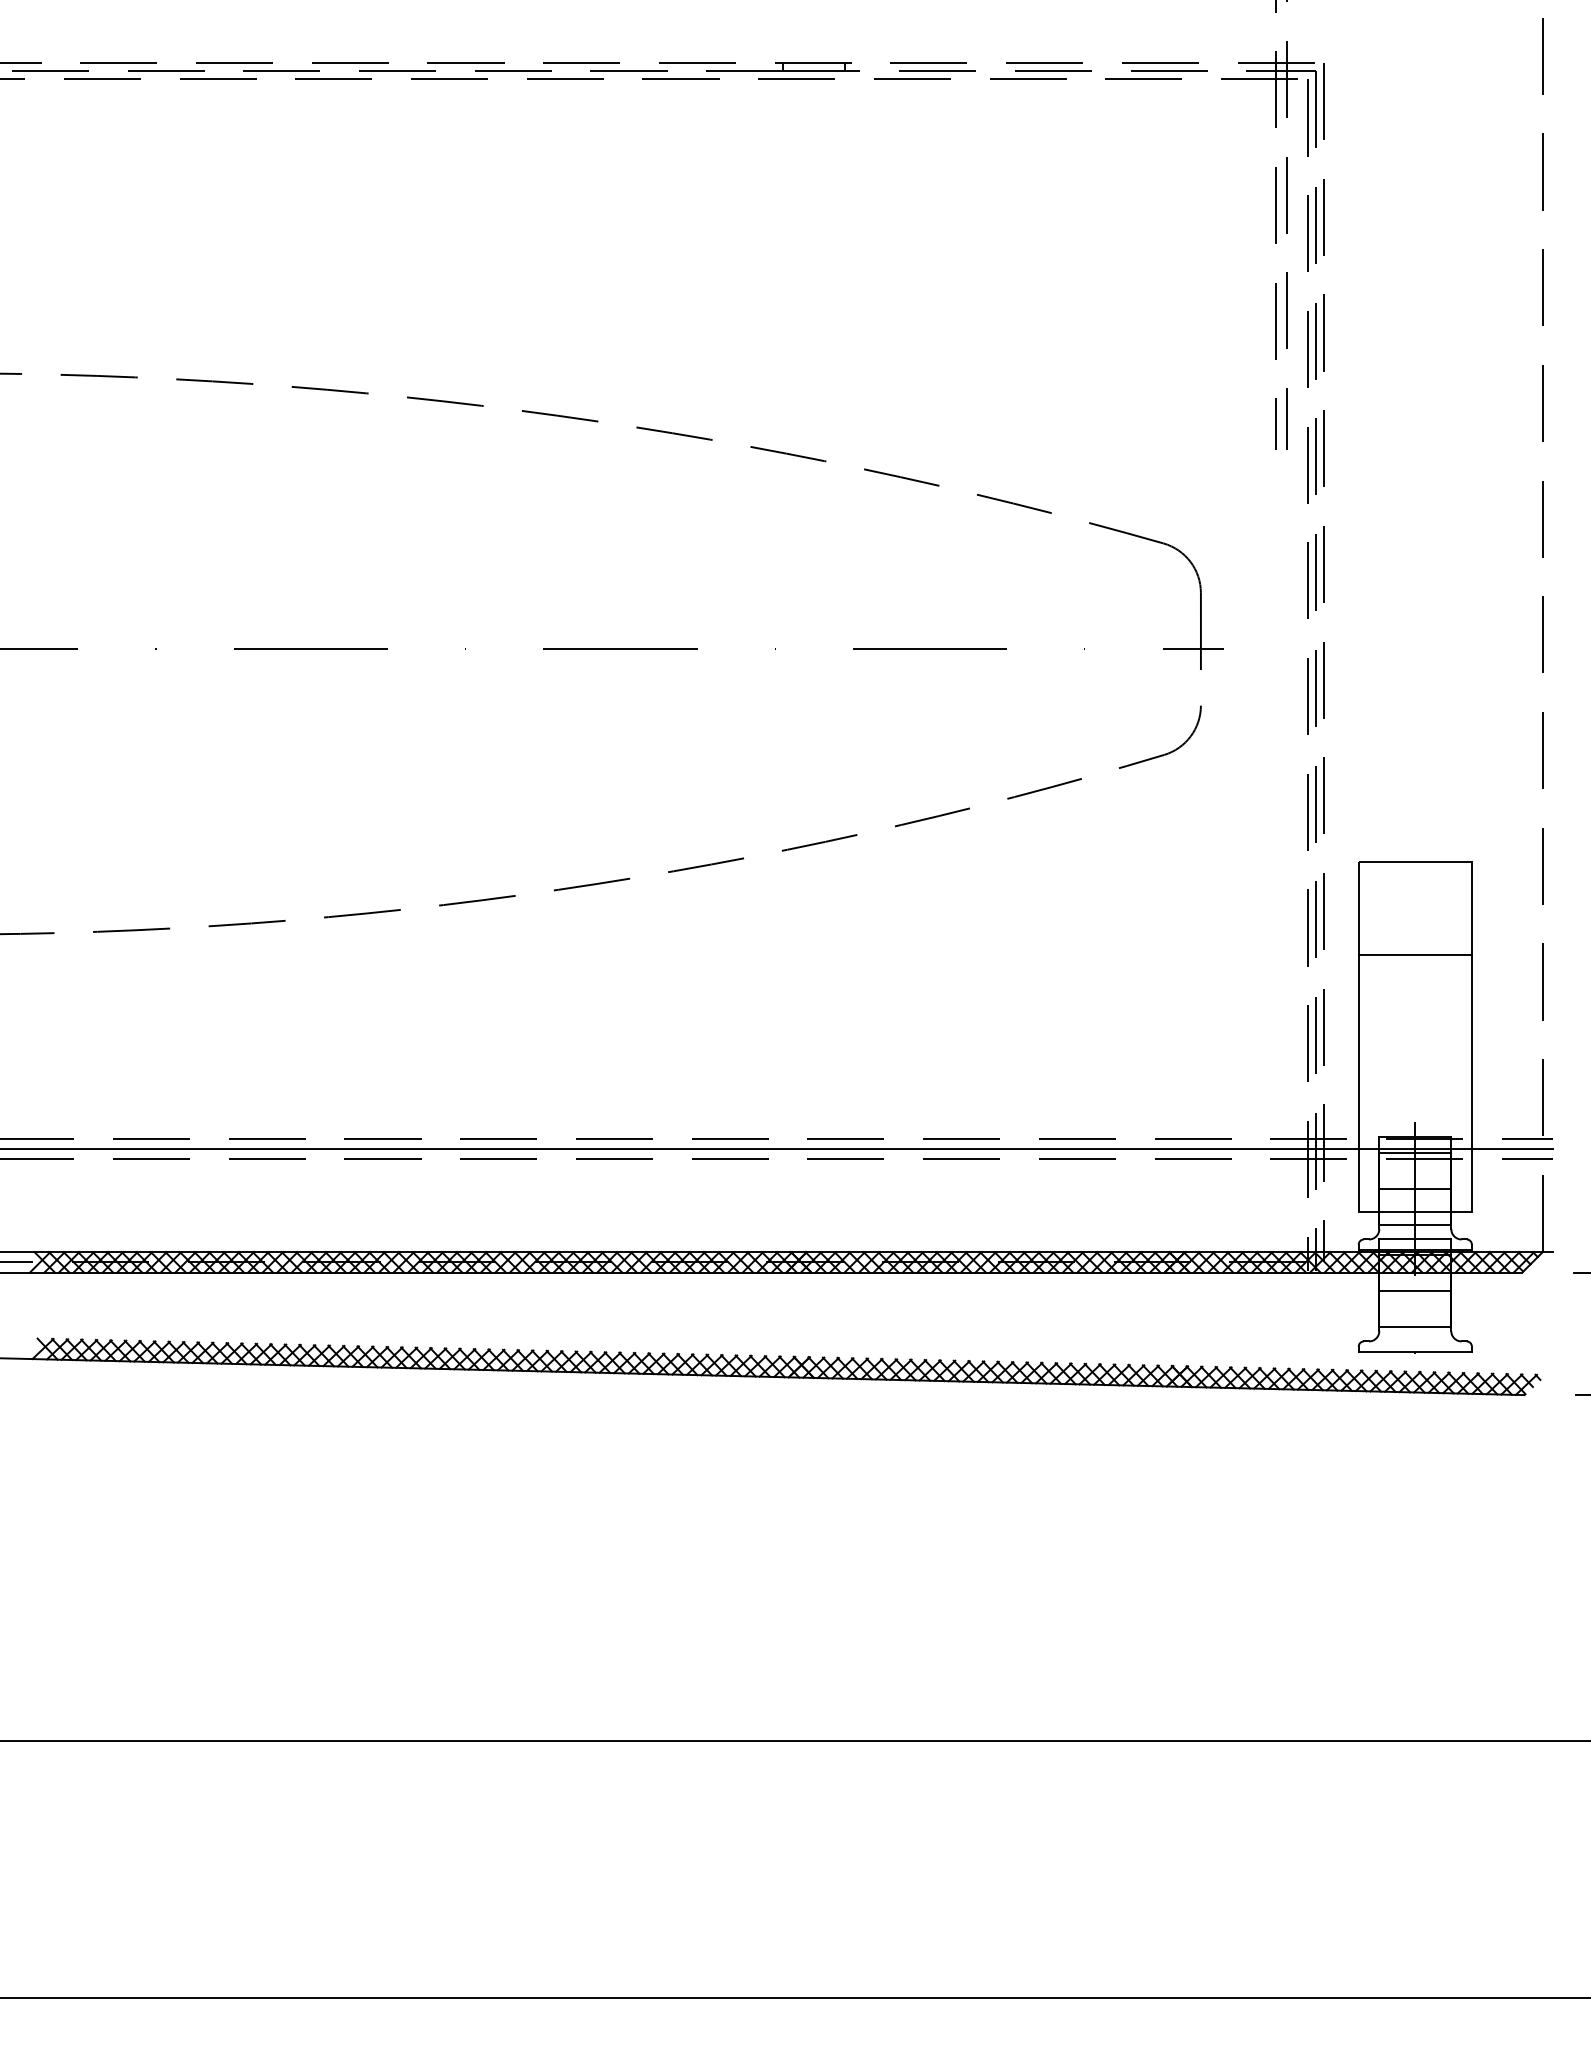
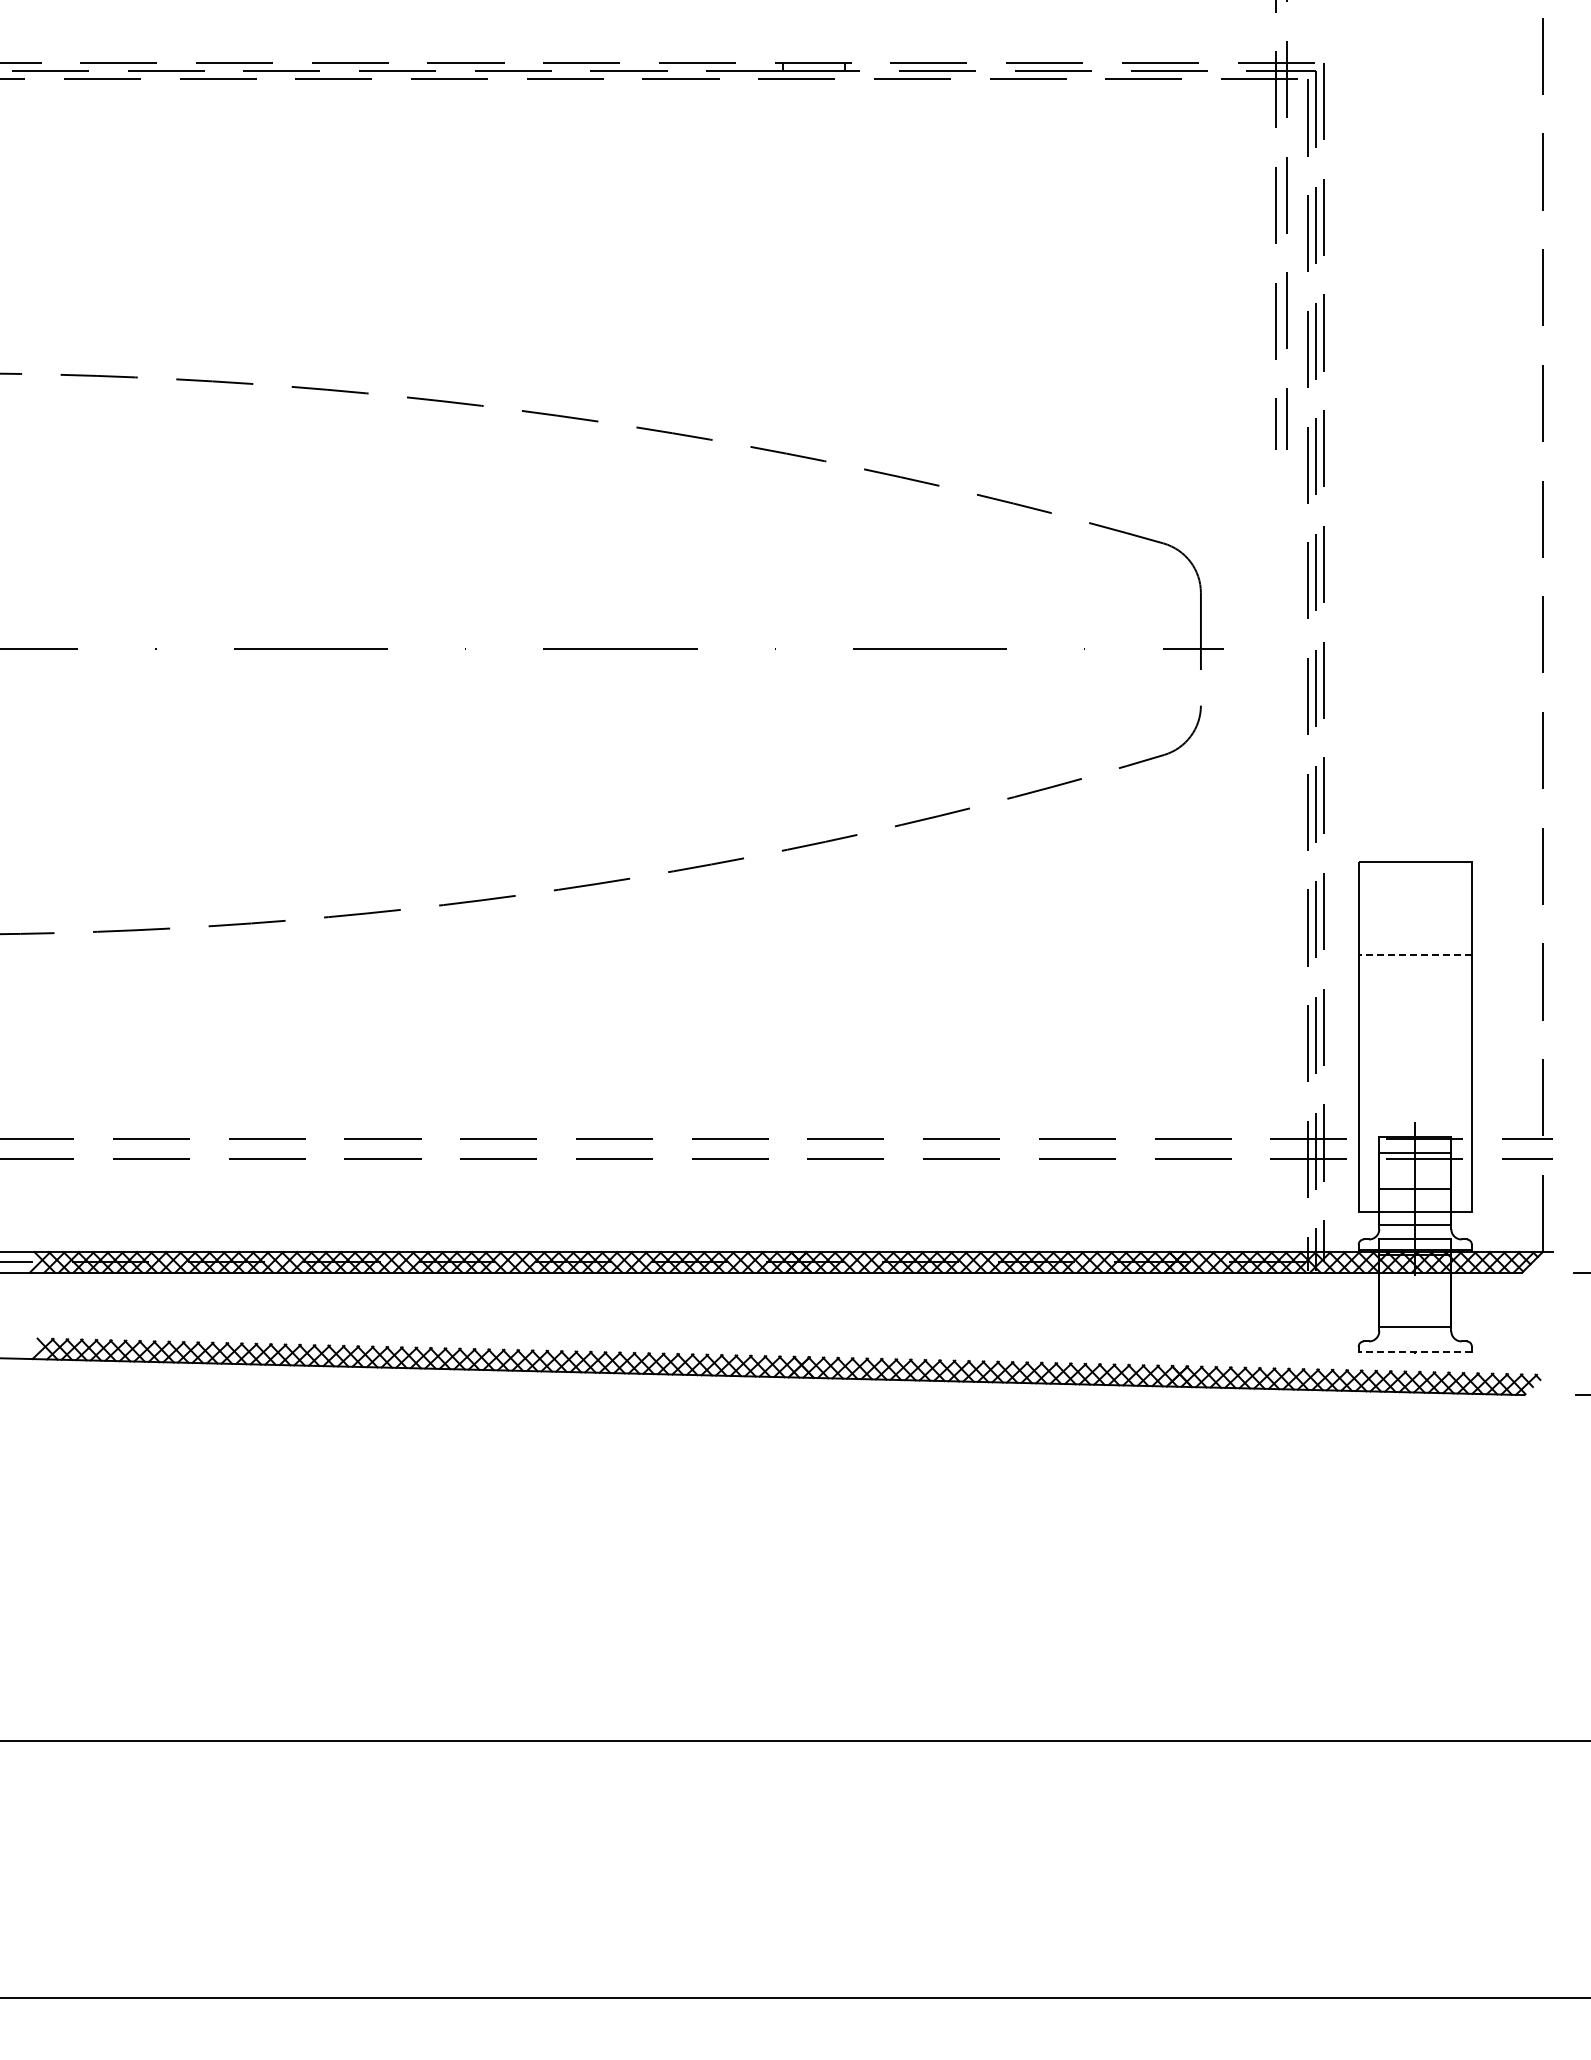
line: solid -> dashed (1415, 955)
line: present -> none (777, 1149)
line: present -> none (1415, 1290)
line: solid -> dashed (1415, 1352)
